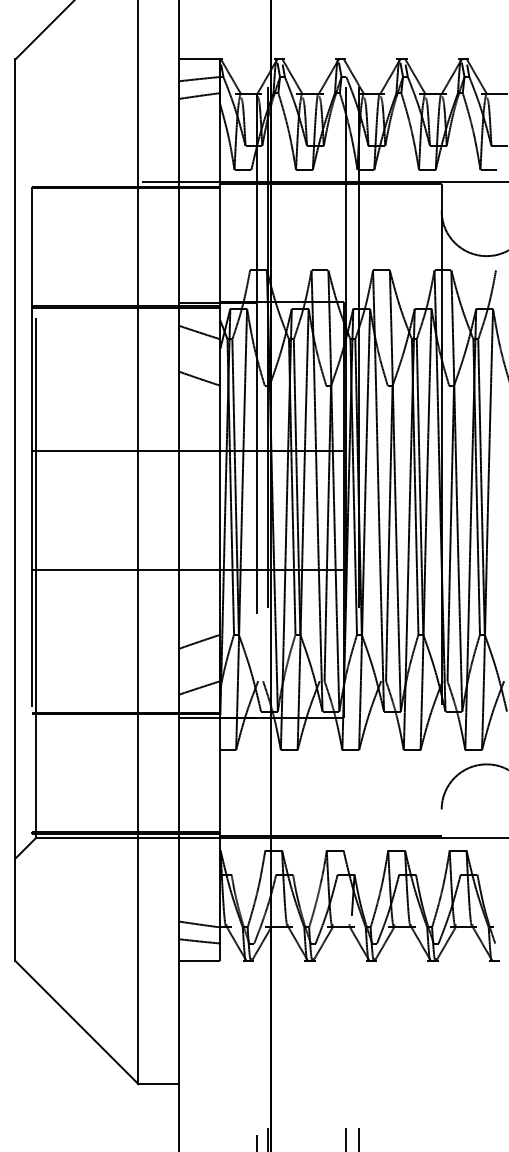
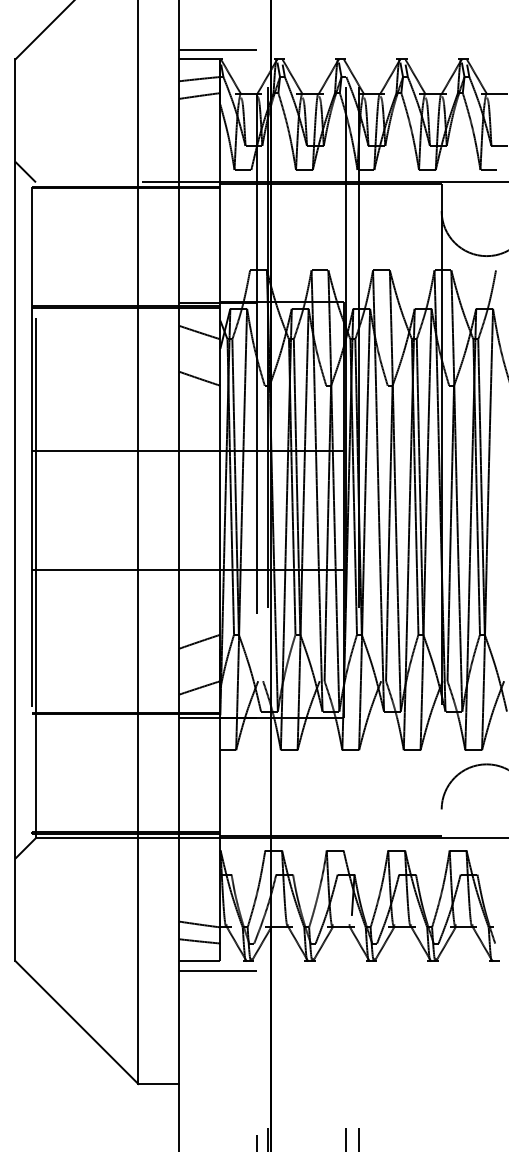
line: none -> present (218, 49)
line: none -> present (25, 171)
line: none -> present (218, 970)
